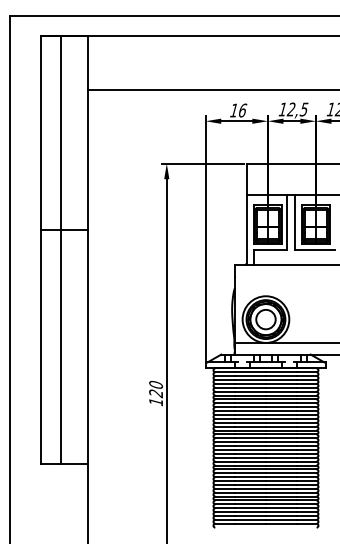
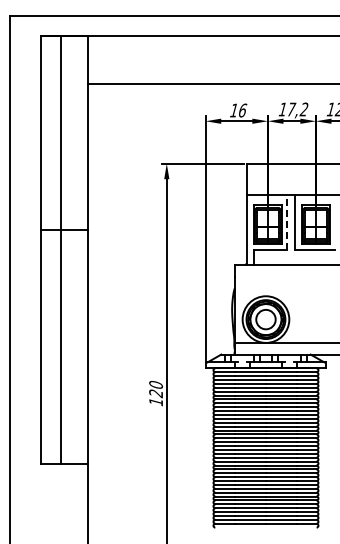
line position: (211, 90) -> (211, 84) (211, 84)
text: 12,5 -> 17,2 (297, 109)
line: solid -> dashed (286, 221)
